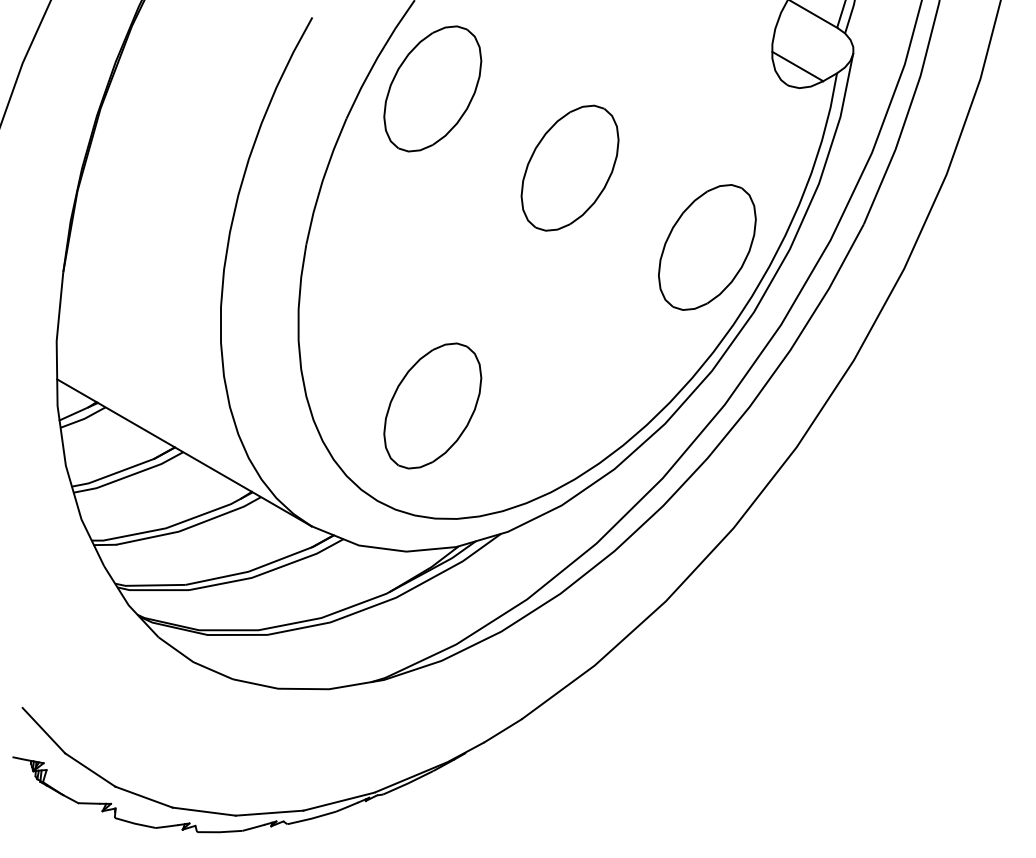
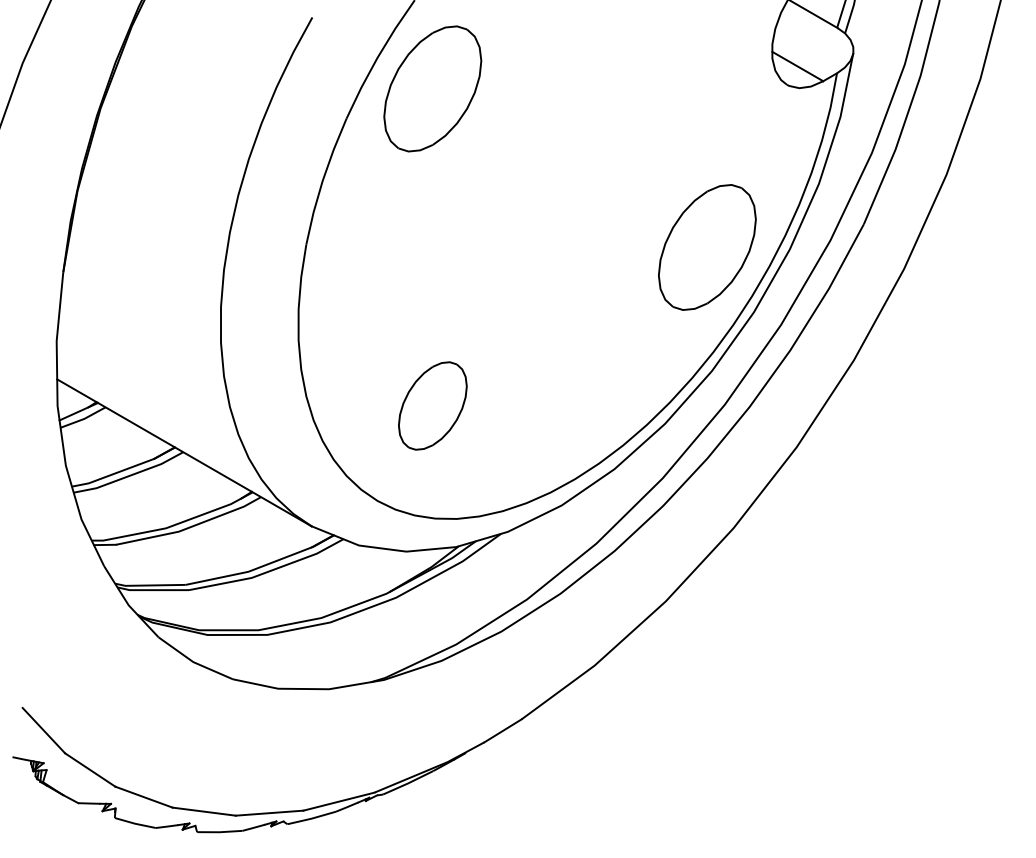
part: present -> none (569, 167)
part size: 100x128 px -> 70x90 px (432, 405)
